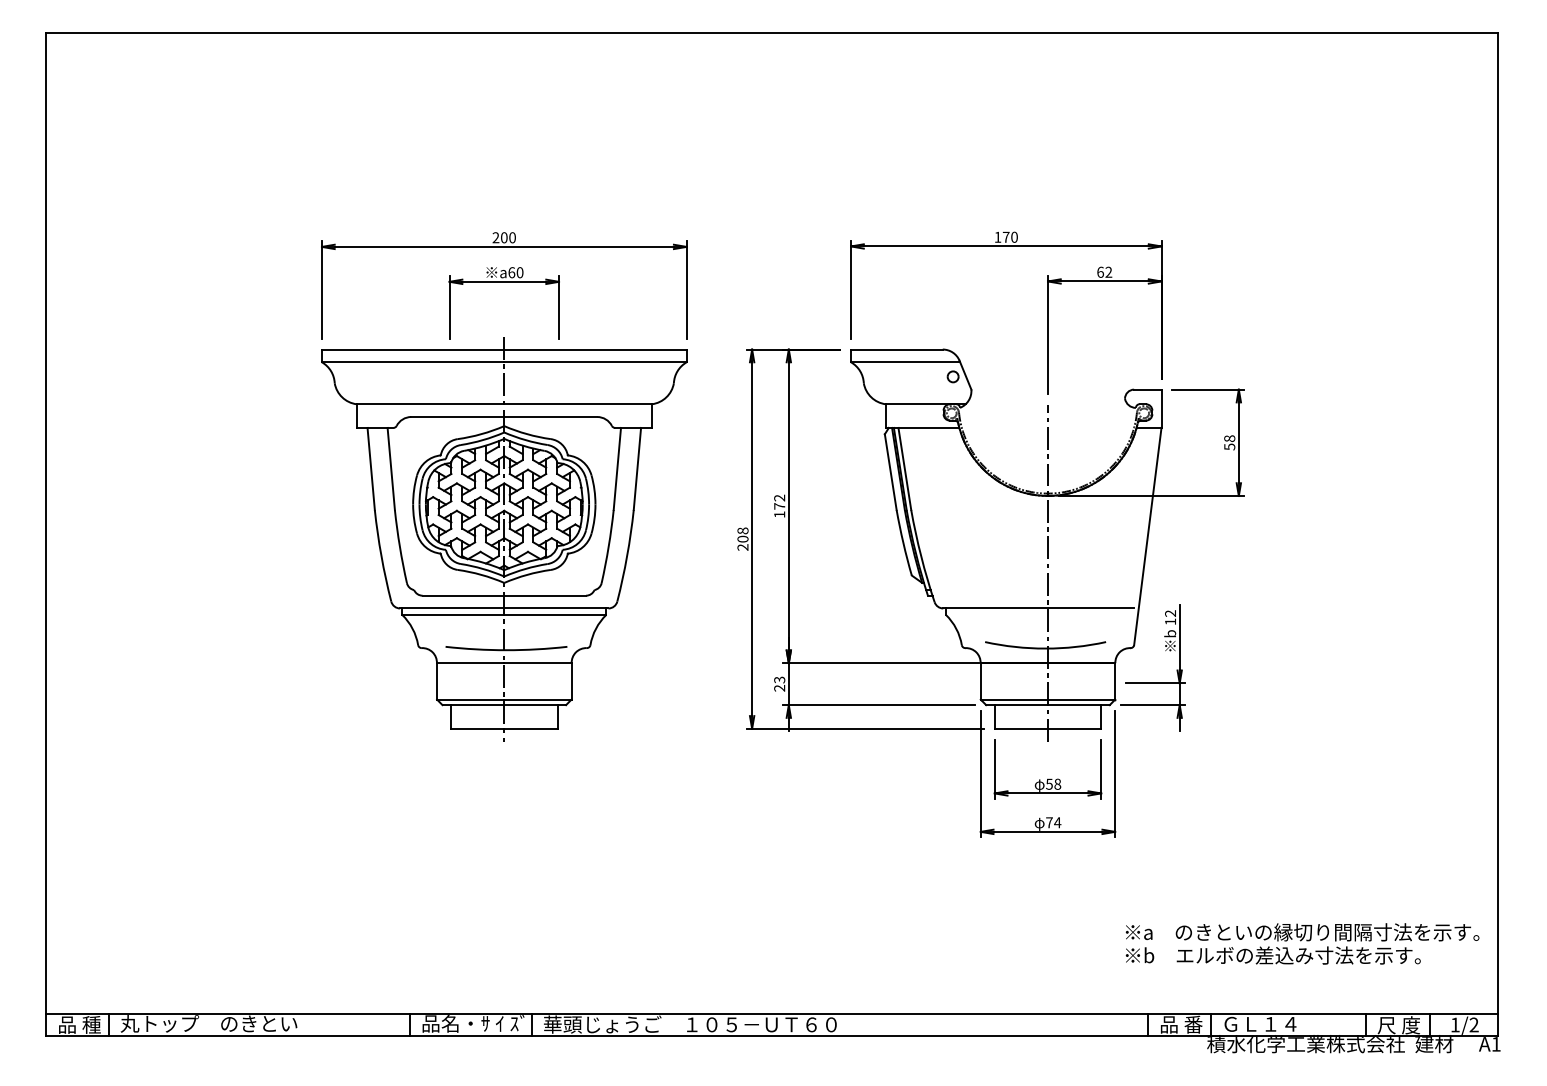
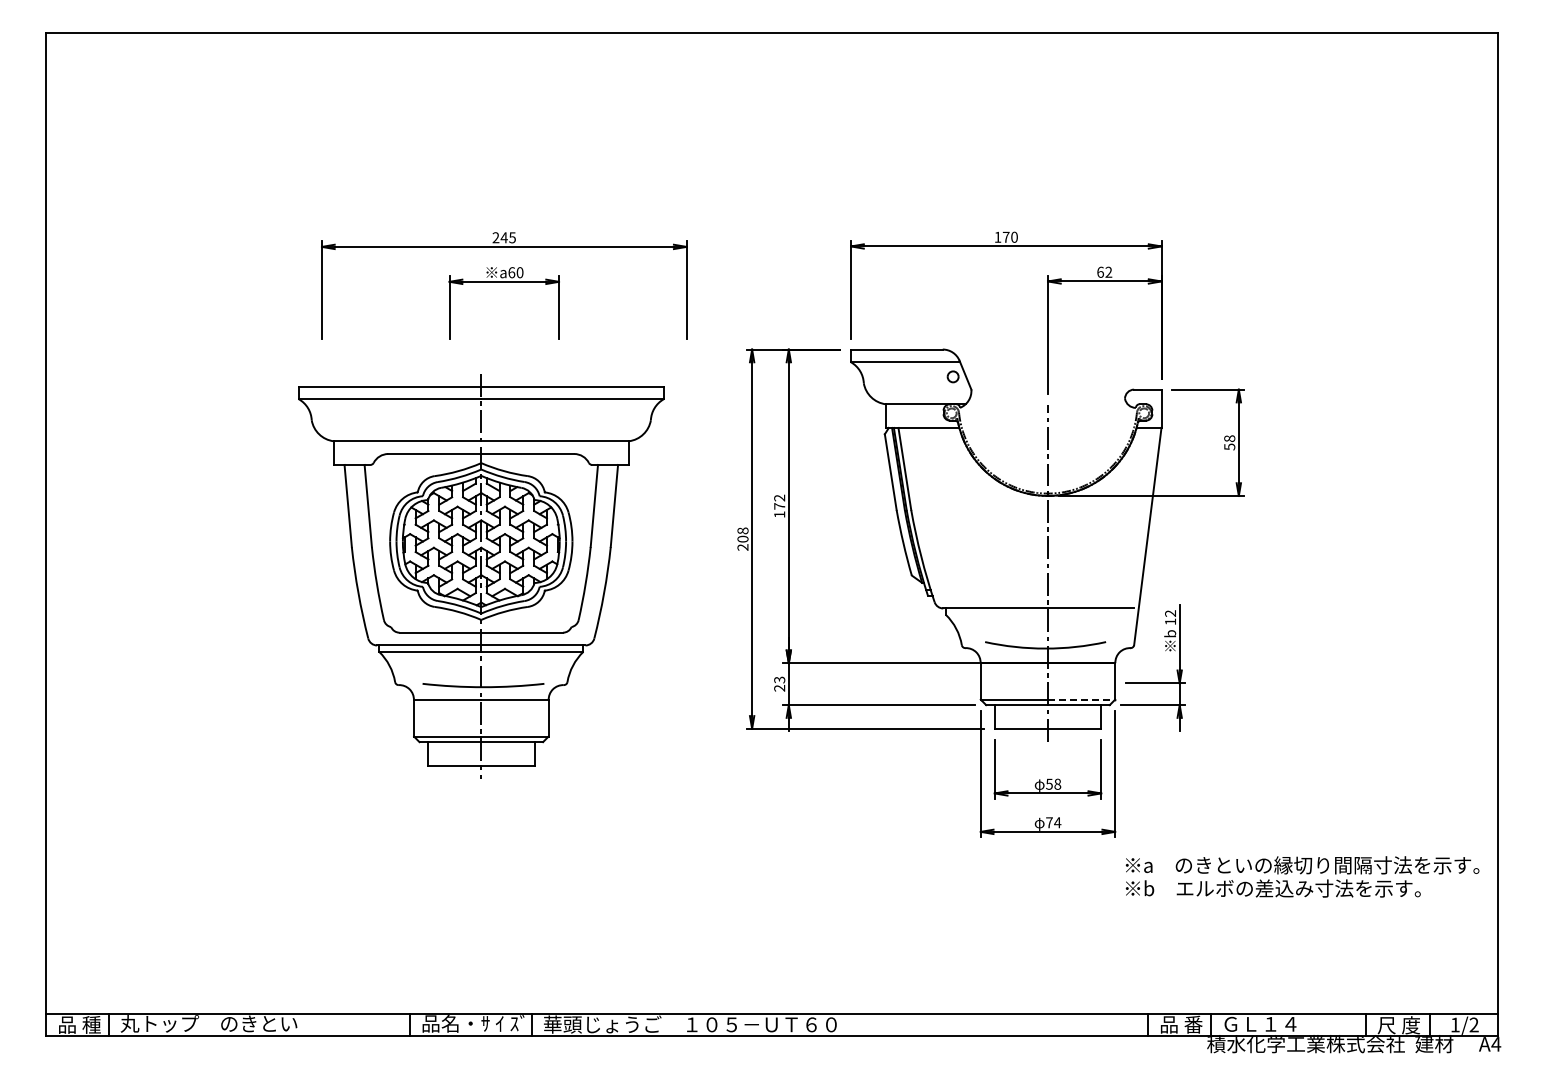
text: 200 -> 245 (507, 237)
part position: (504, 539) -> (481, 576) (481, 576)
line: solid -> dashed (1081, 699)
text position: (1302, 943) -> (1302, 876) (1302, 876)
text: A1 -> A4 (1496, 1044)
